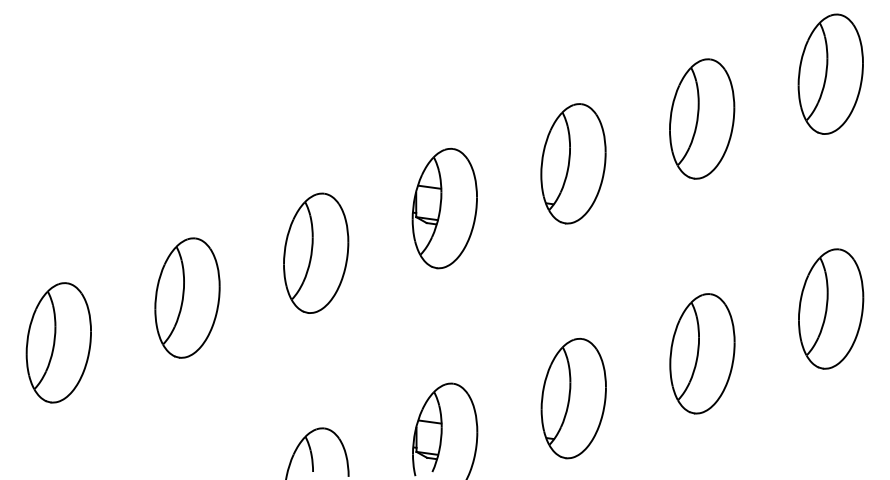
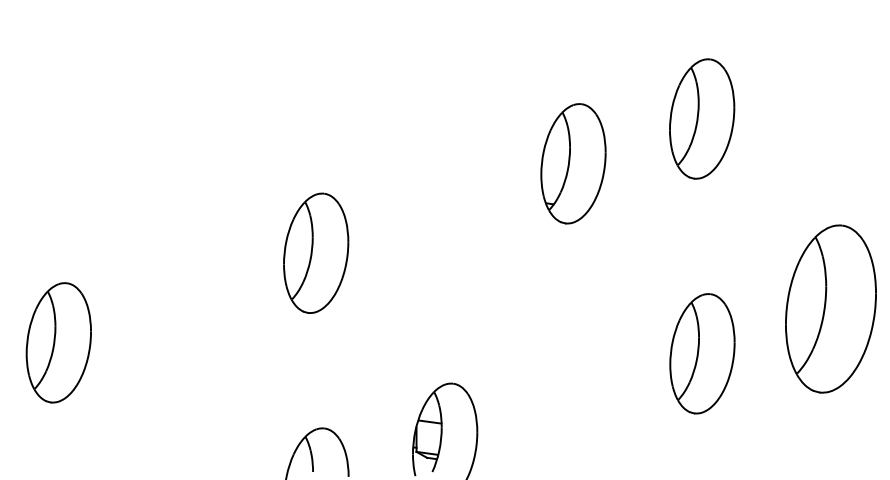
part: present -> none (830, 73)
part: present -> none (444, 208)
part: present -> none (187, 297)
part size: 67x122 px -> 92x170 px (830, 308)
part: present -> none (573, 398)
